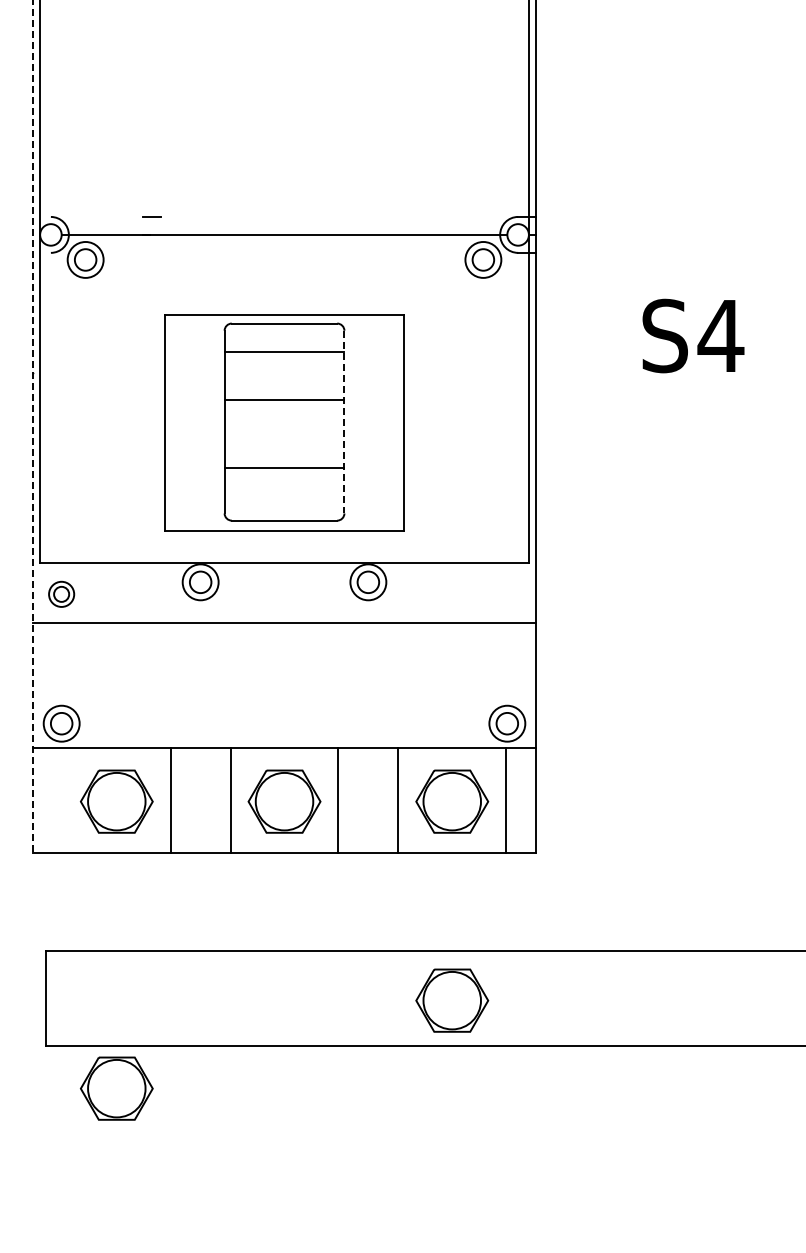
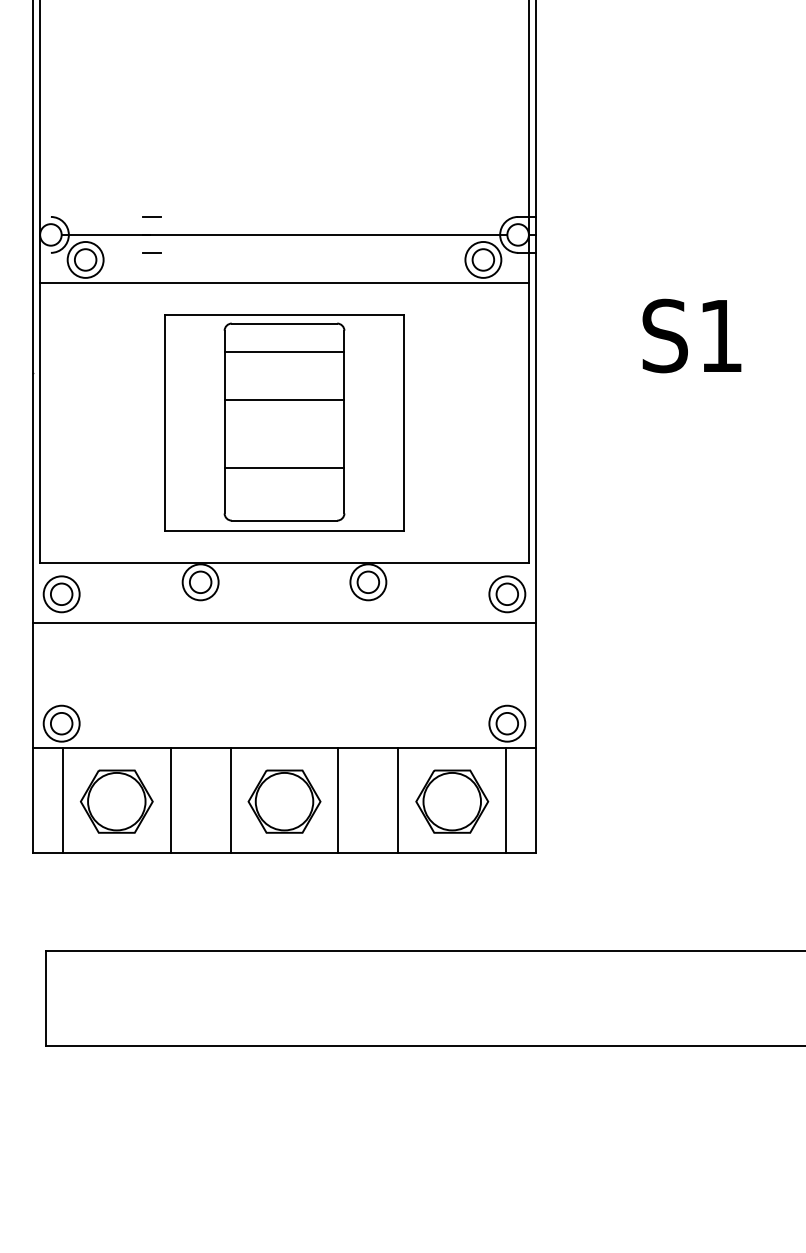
line: none -> present (151, 252)
line: none -> present (284, 282)
text: S4 -> S1 (720, 335)
line: dashed -> solid (344, 422)
line: dashed -> solid (32, 427)
part size: 28x28 px -> 39x39 px (61, 594)
part: none -> present (507, 594)
line: none -> present (62, 800)
part: present -> none (452, 1000)
part: present -> none (116, 1088)
